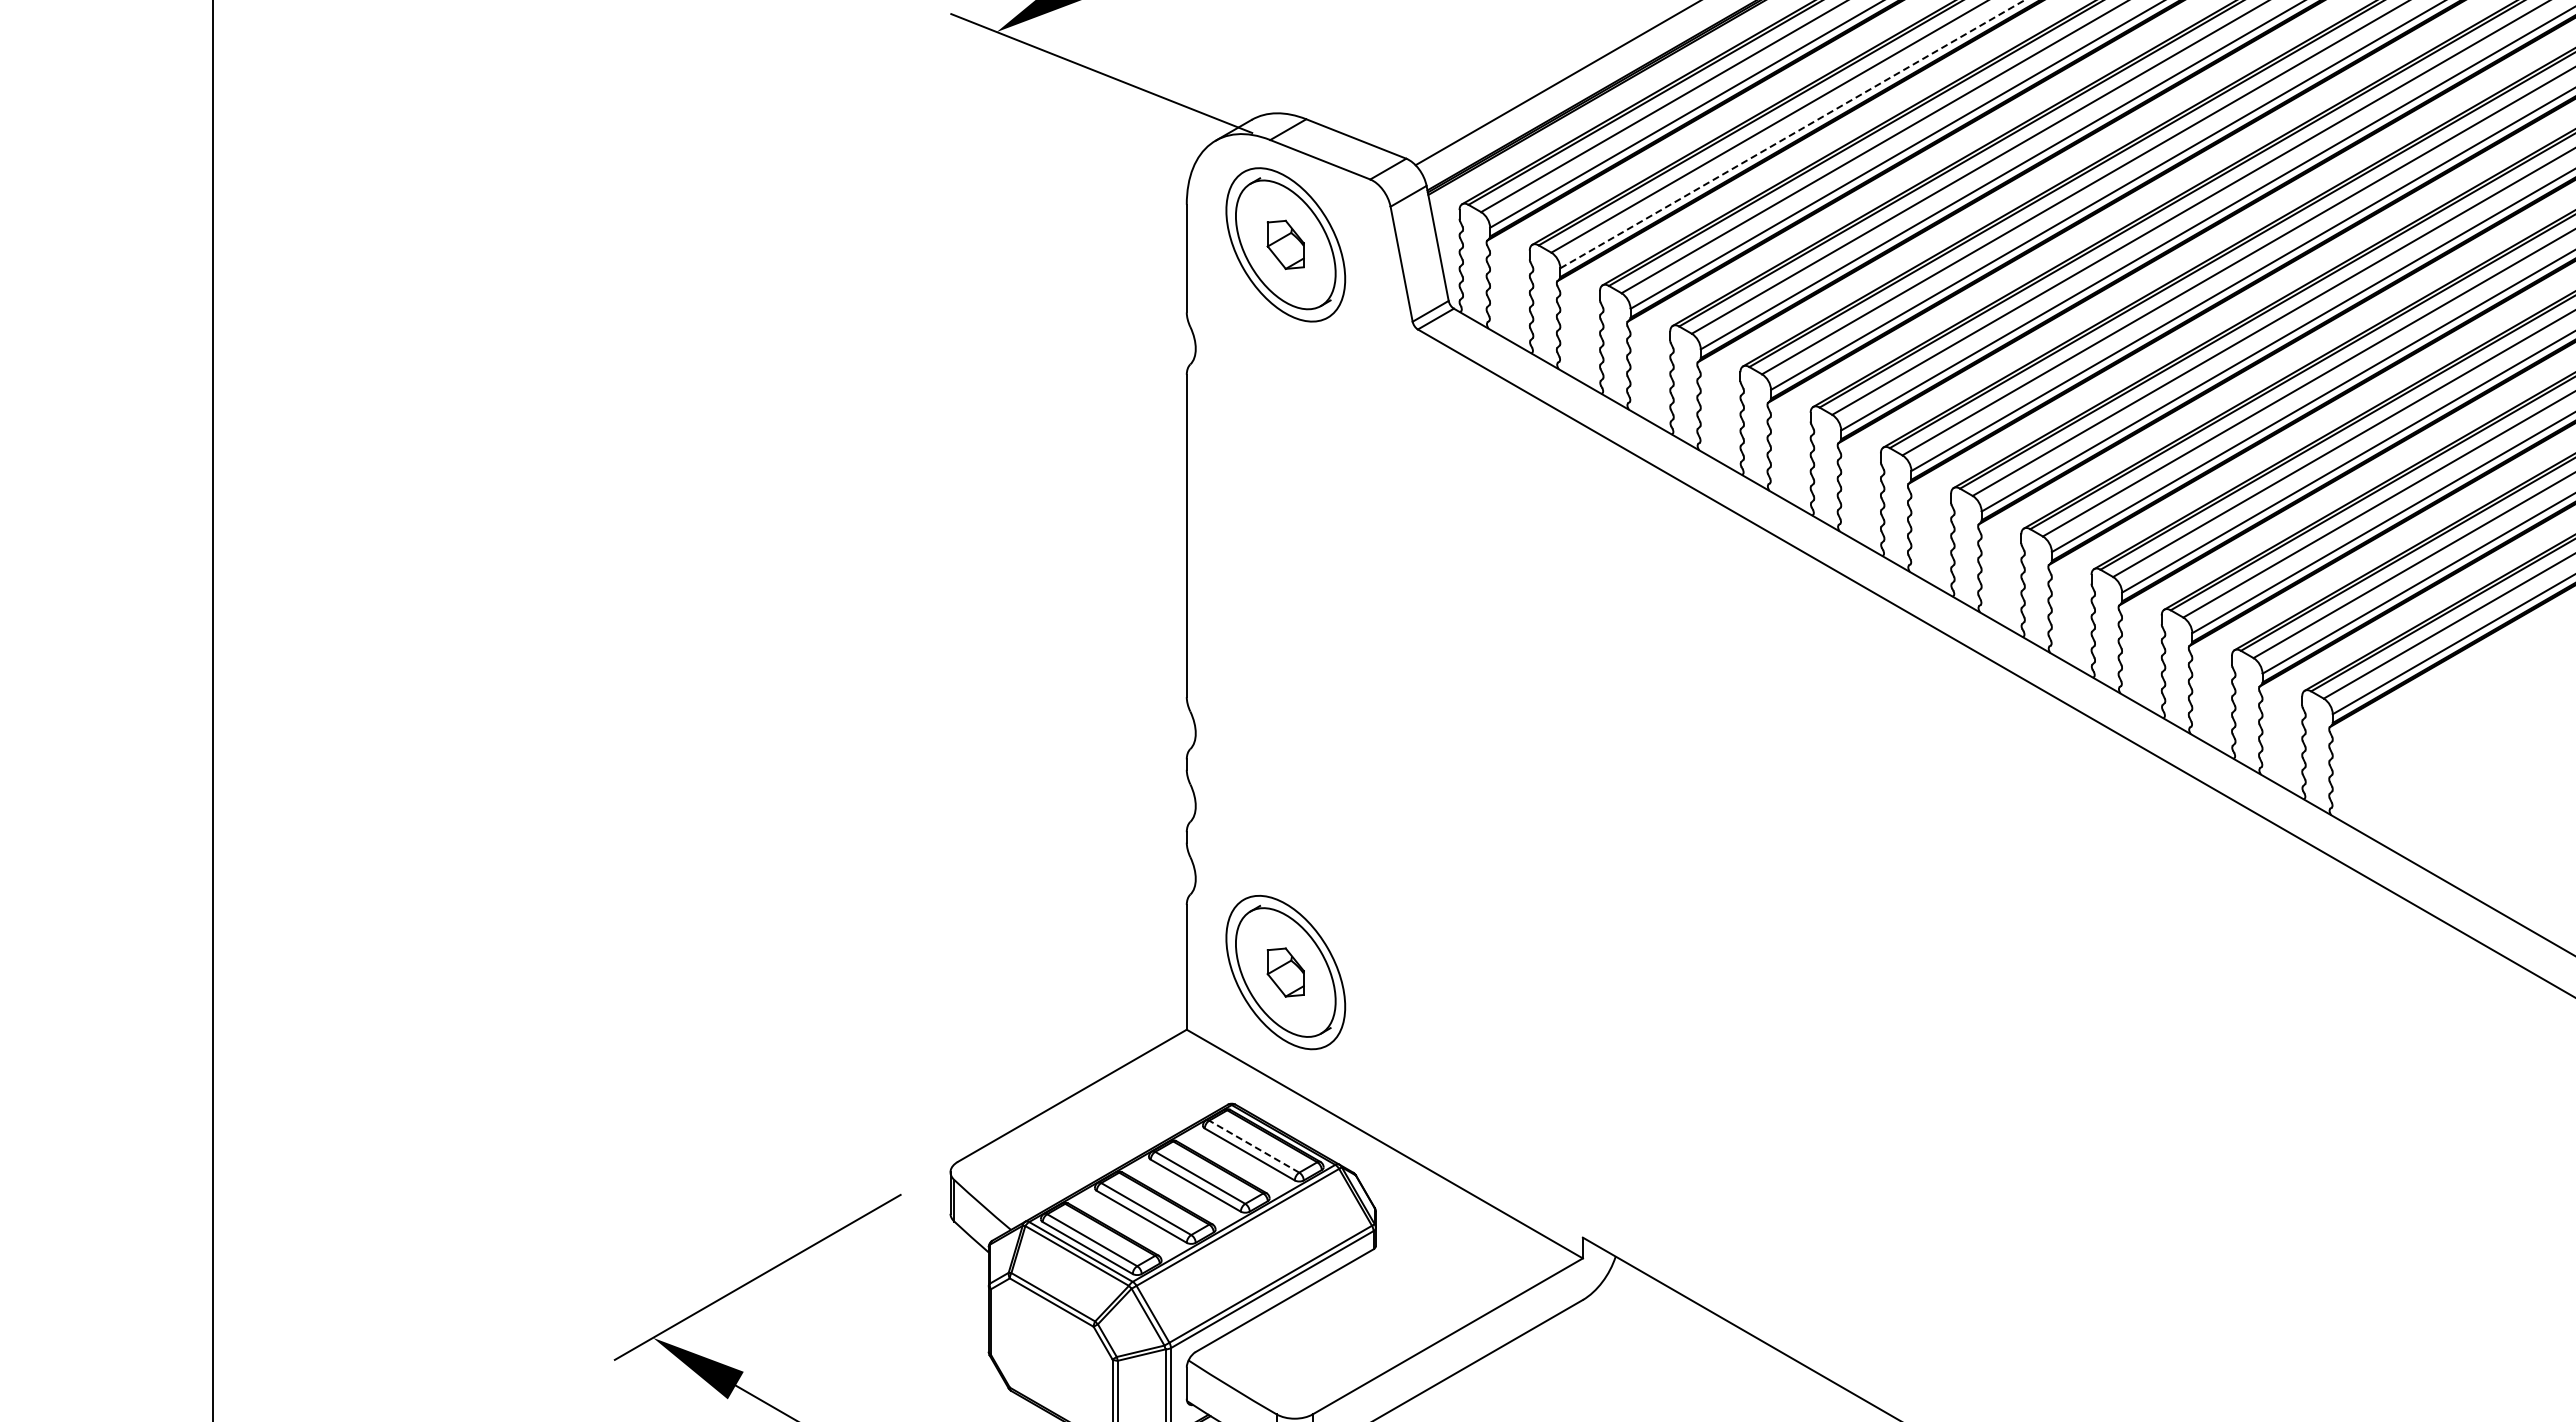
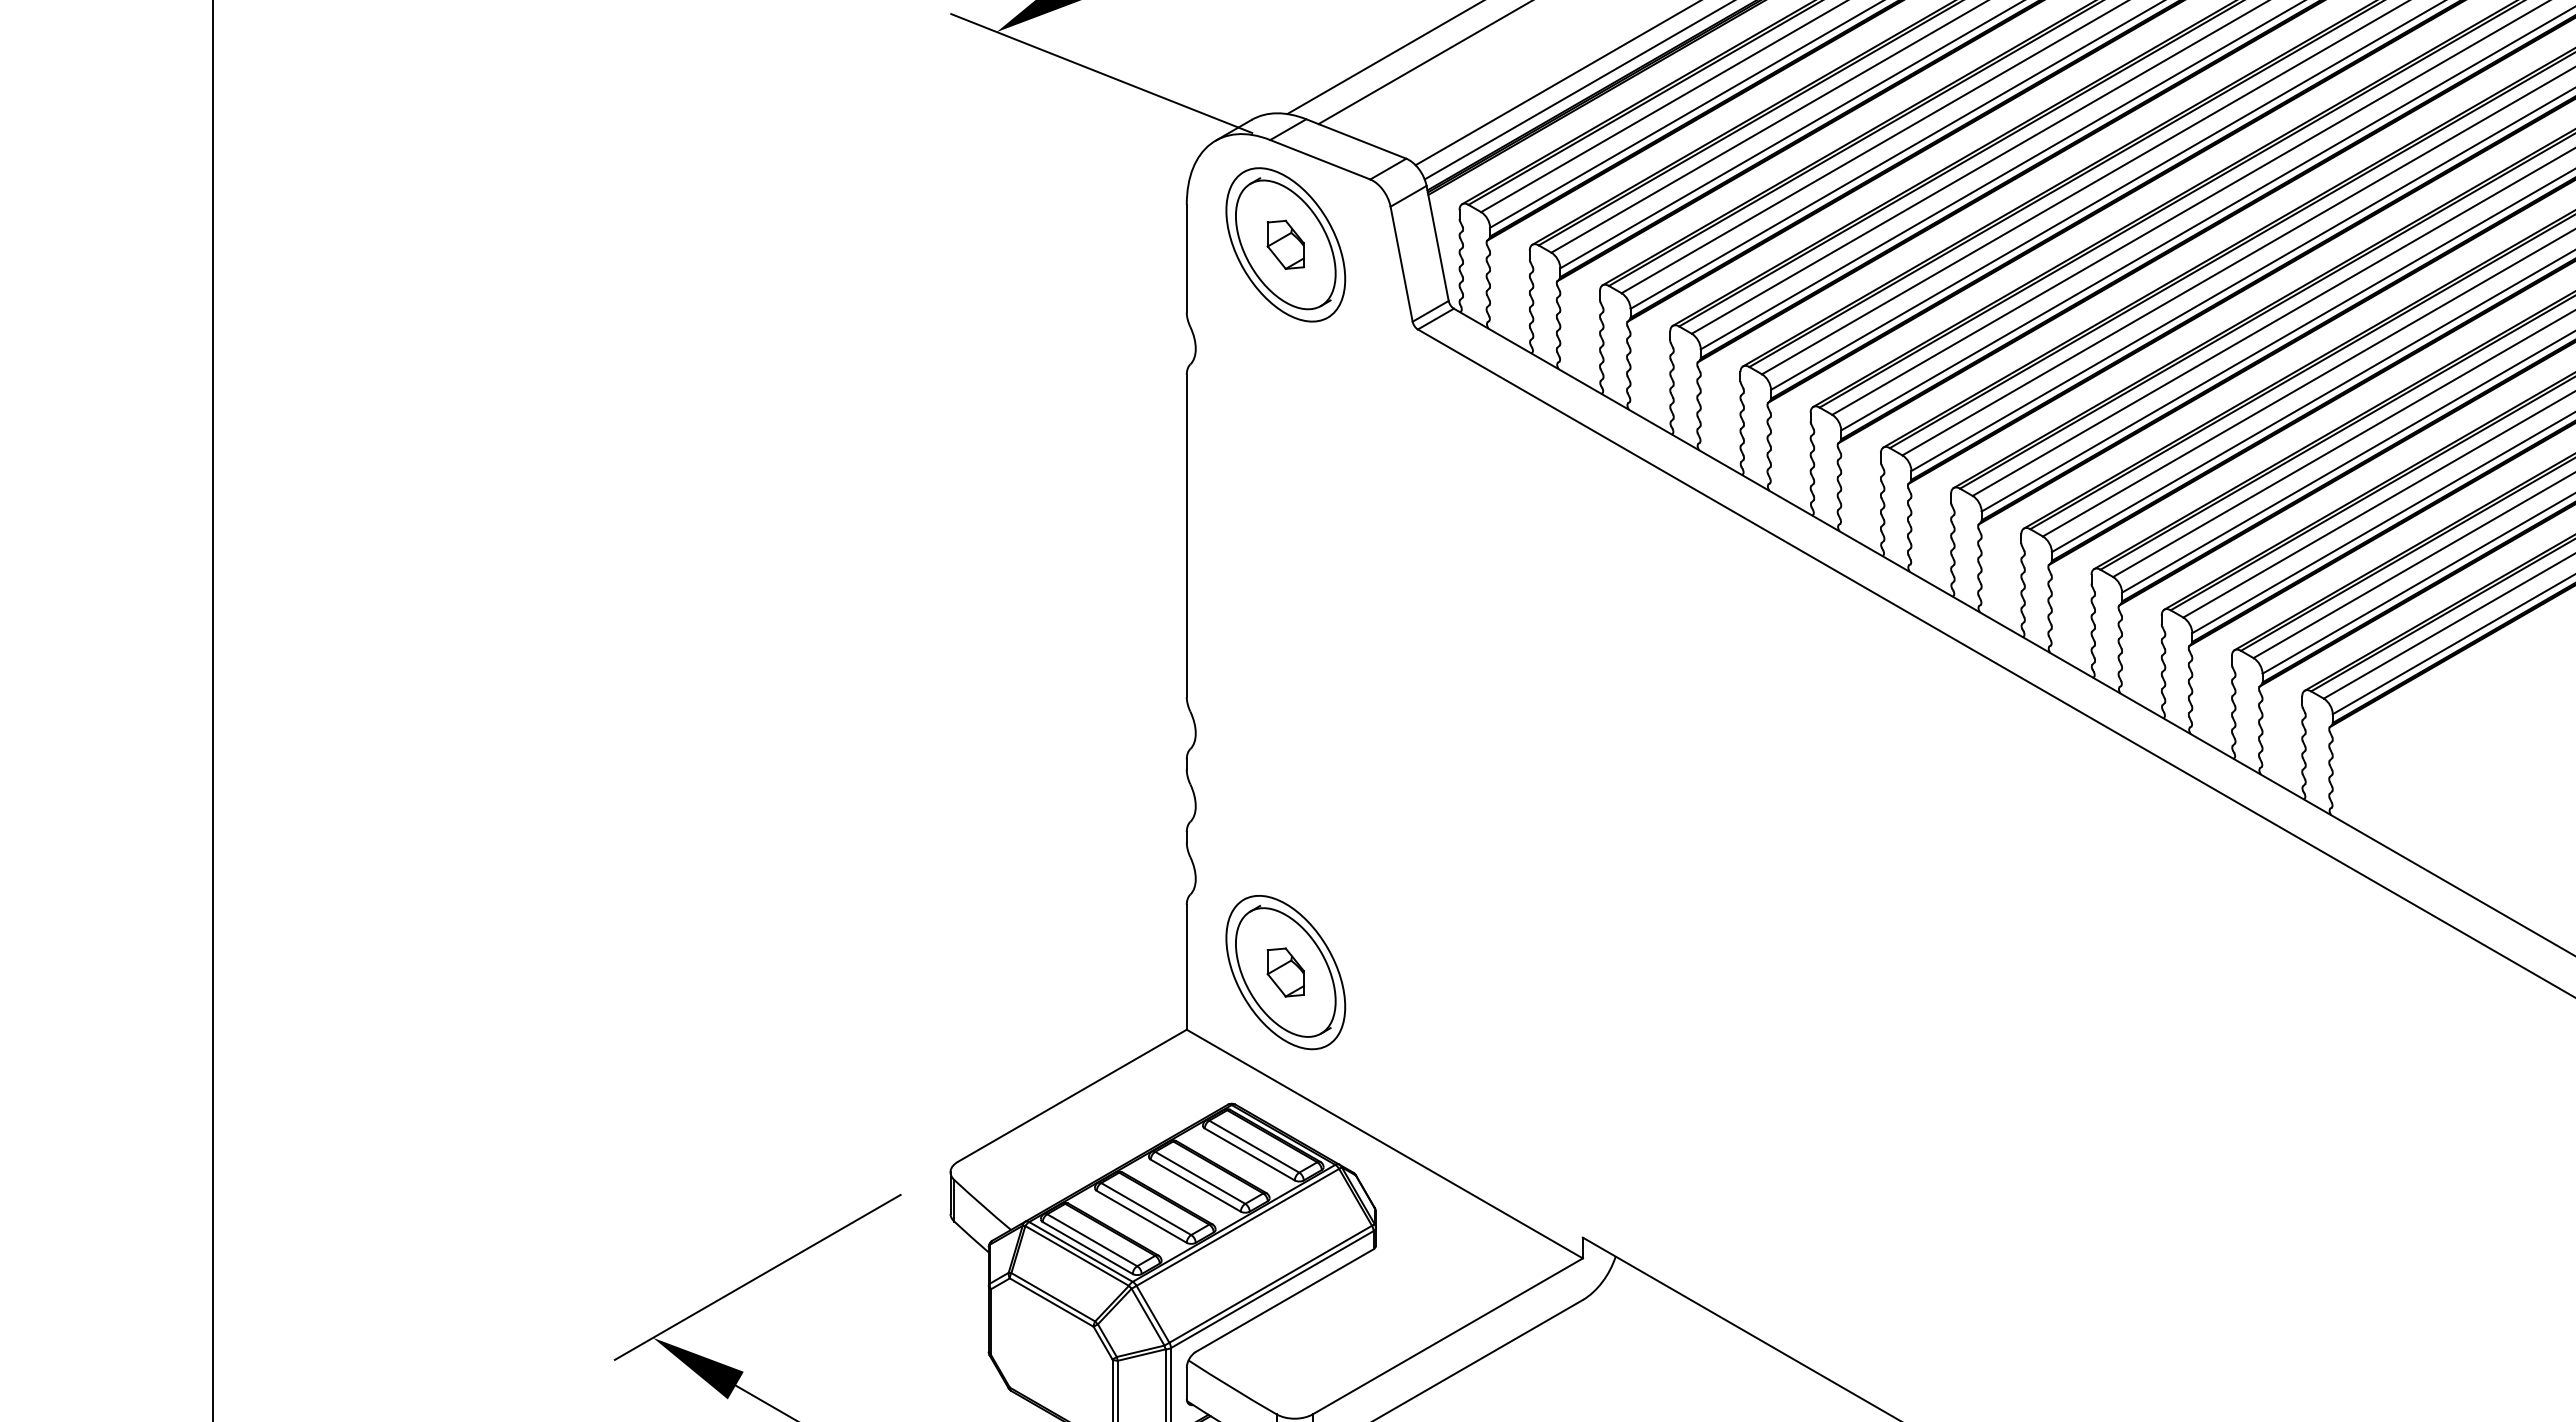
line: none -> present (1384, 58)
line: none -> present (1423, 63)
line: none -> present (1577, 90)
line: dashed -> solid (1792, 134)
line: dashed -> solid (1254, 1146)
